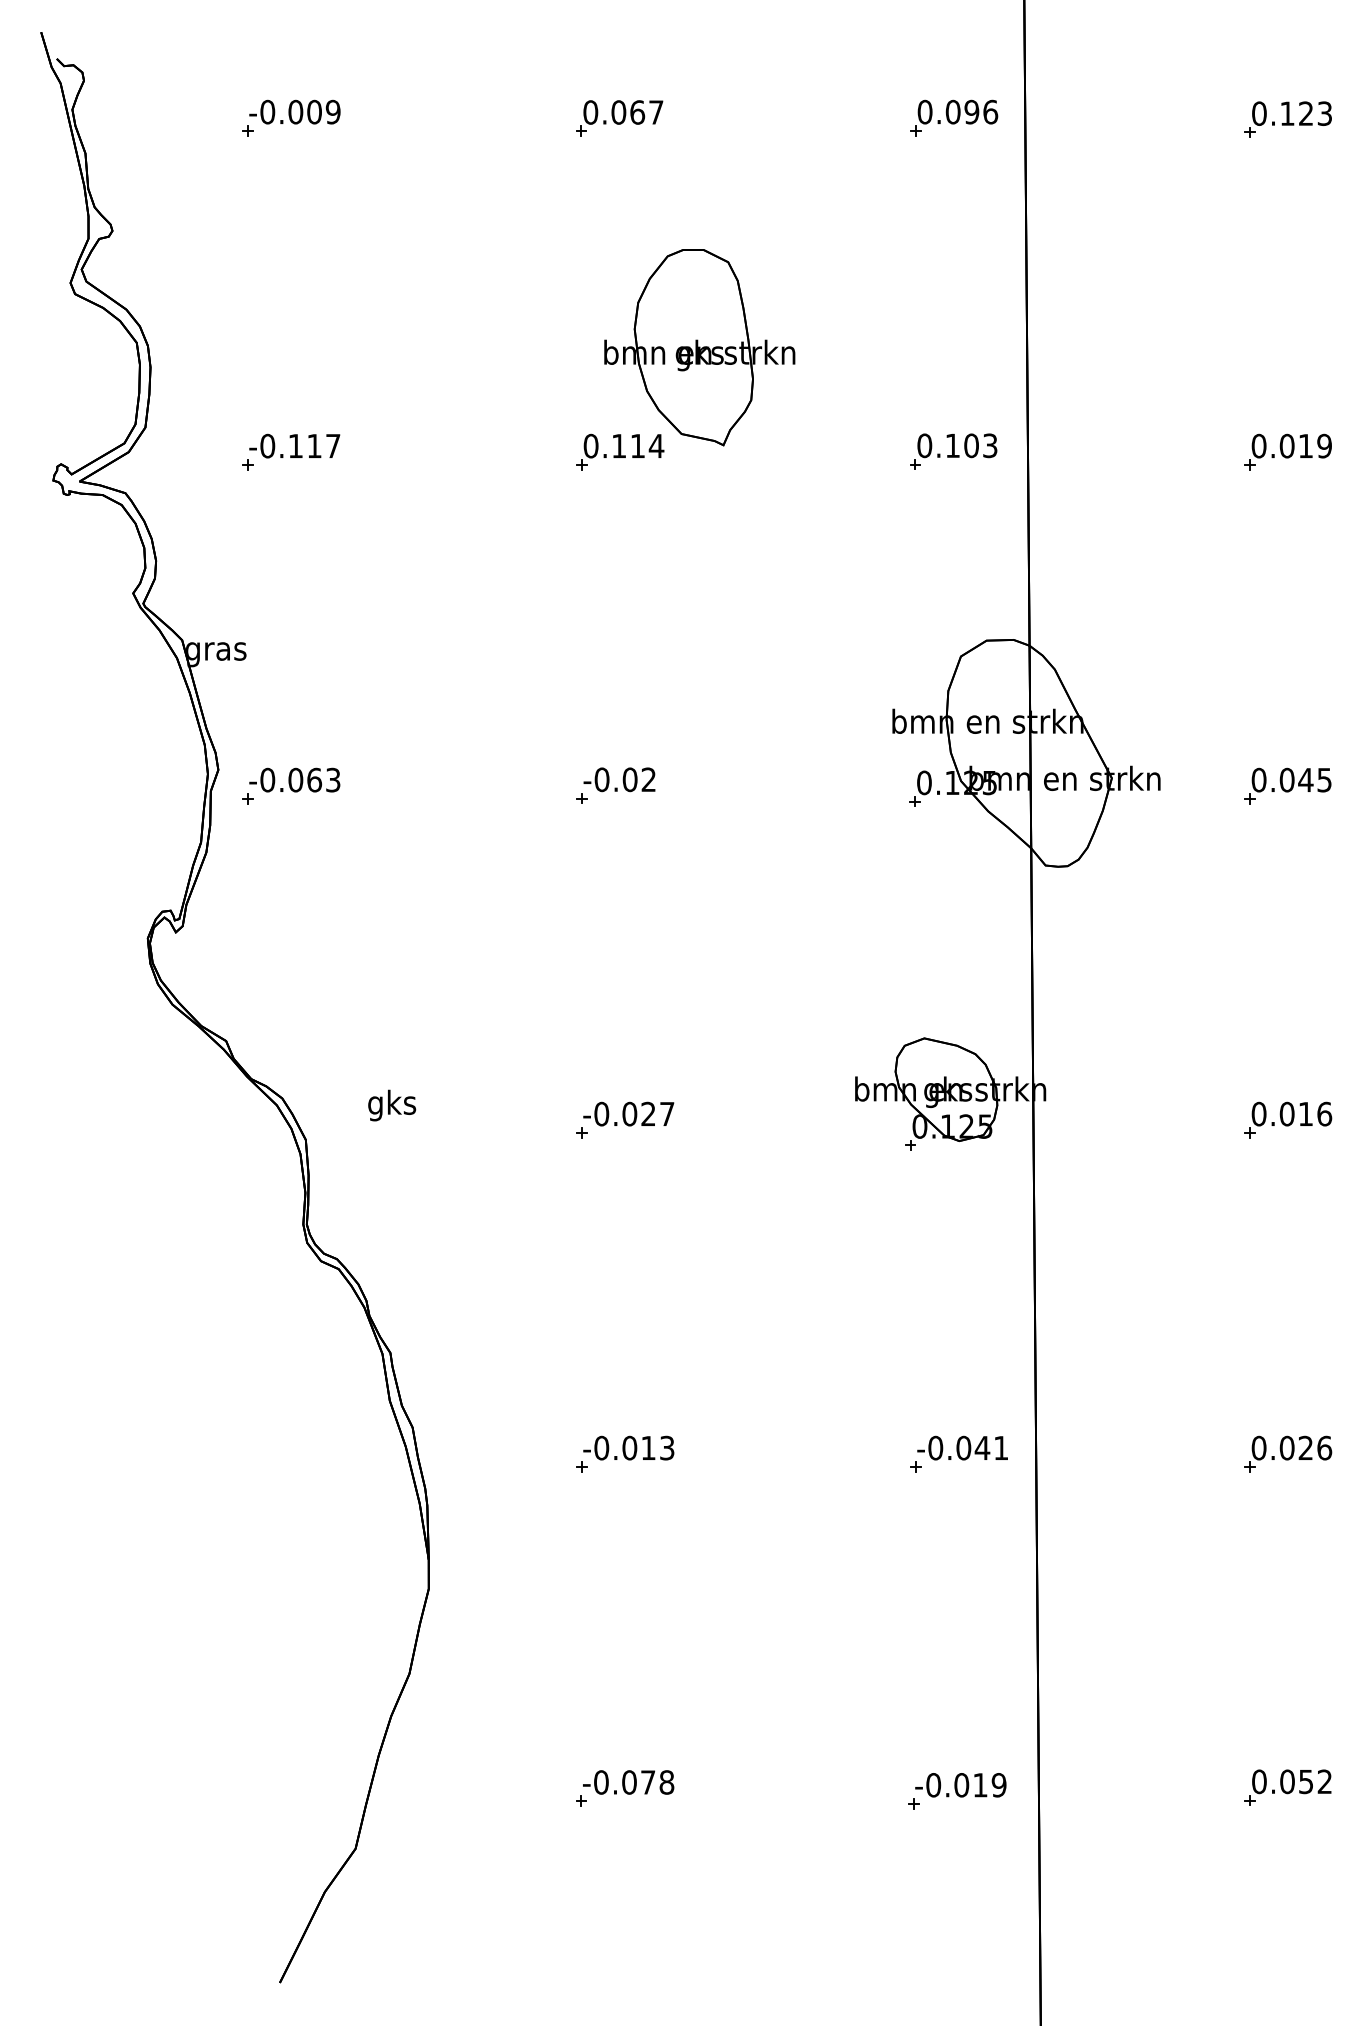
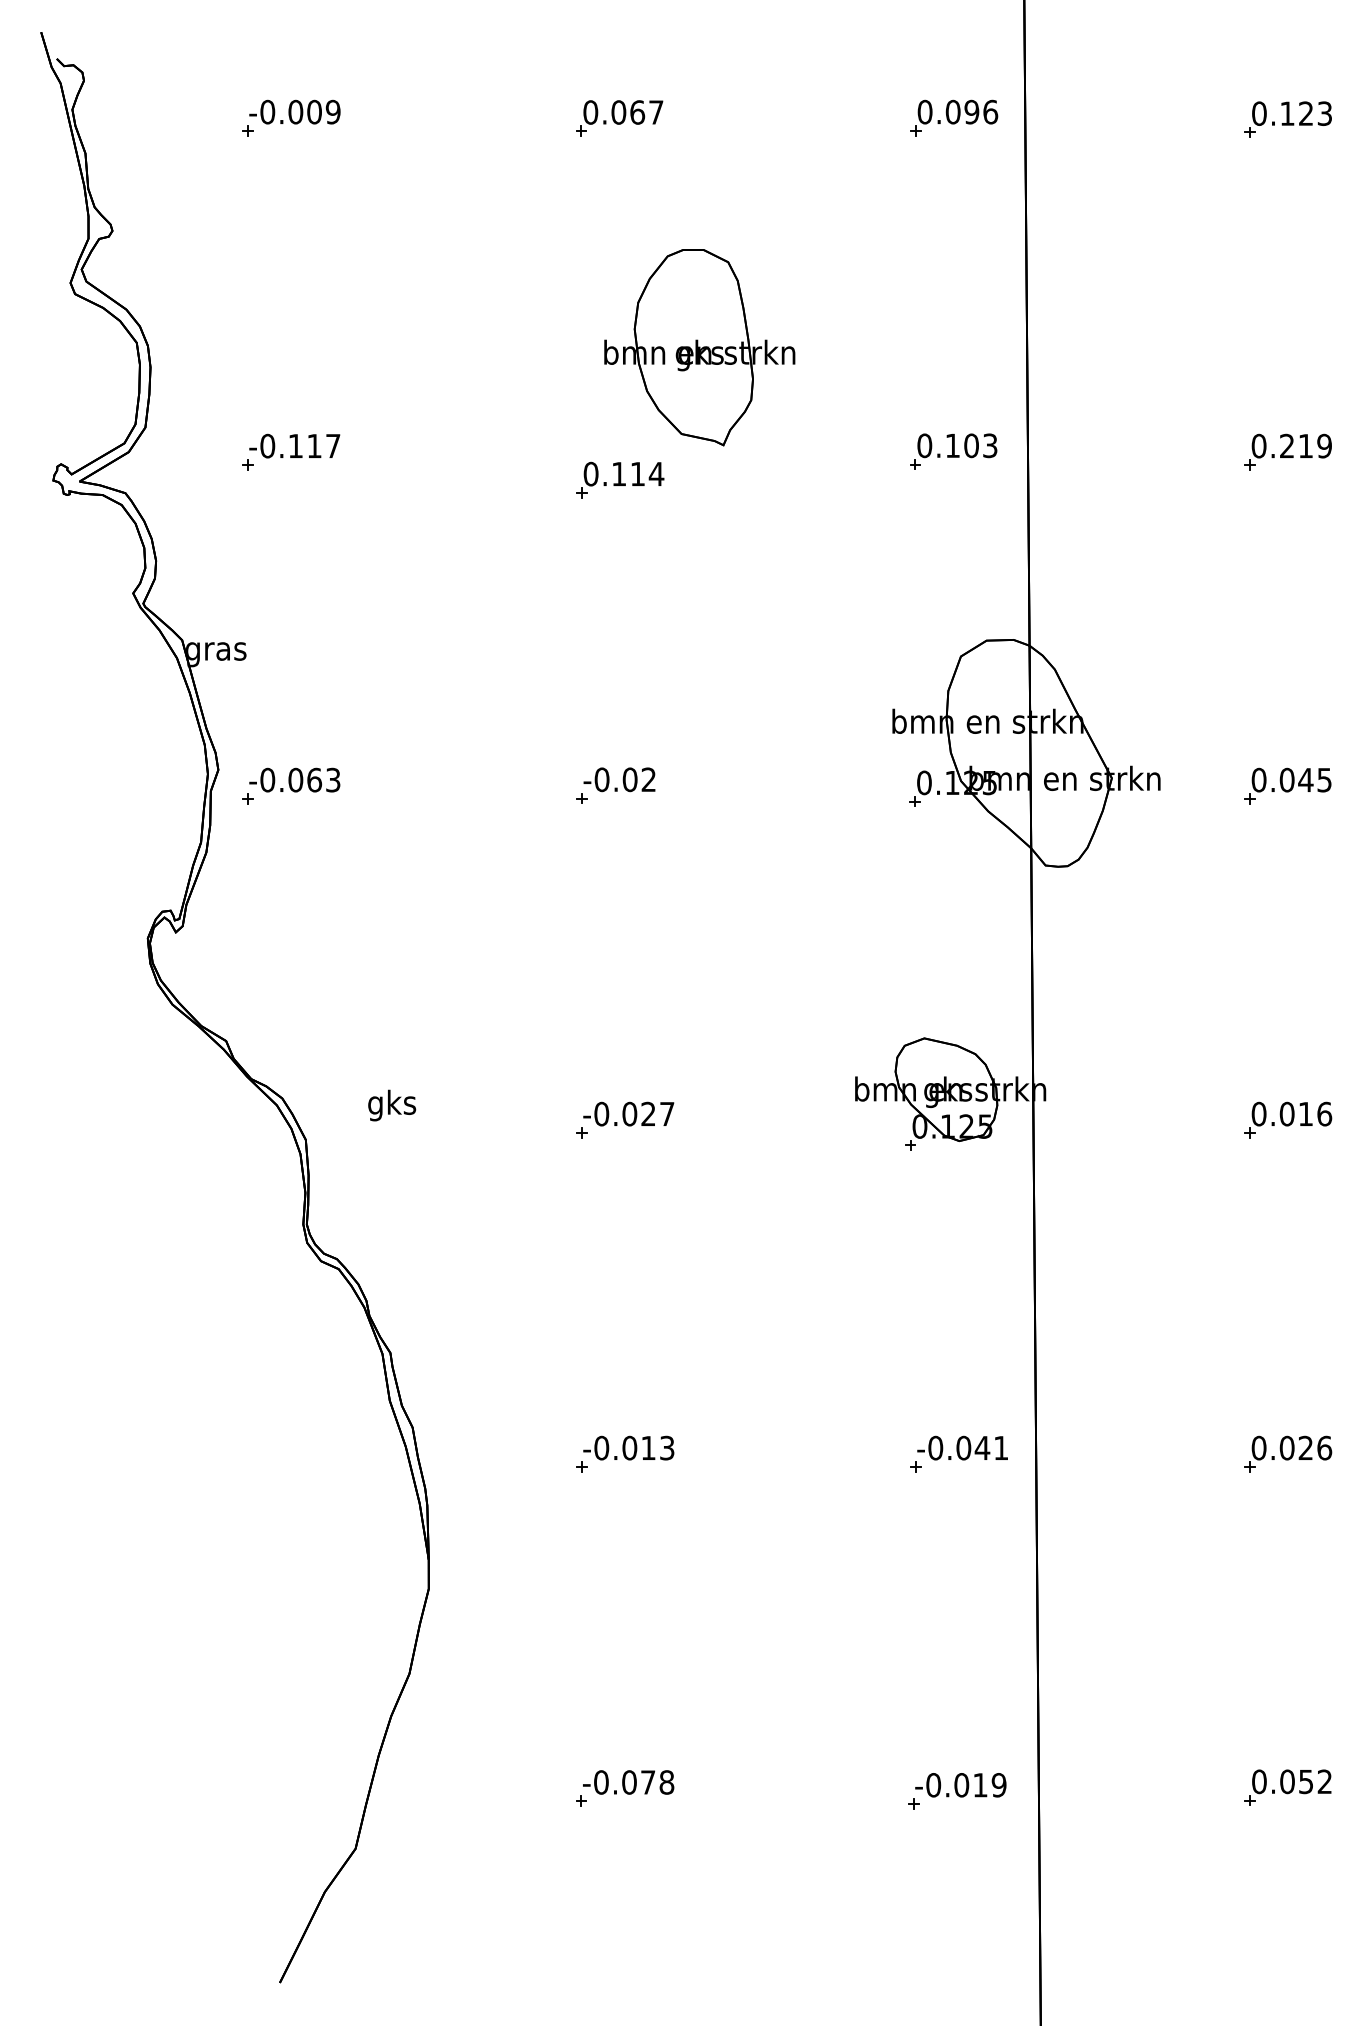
text: 0.019 -> 0.219 (1286, 445)
part position: (620, 451) -> (620, 479) (620, 479)
